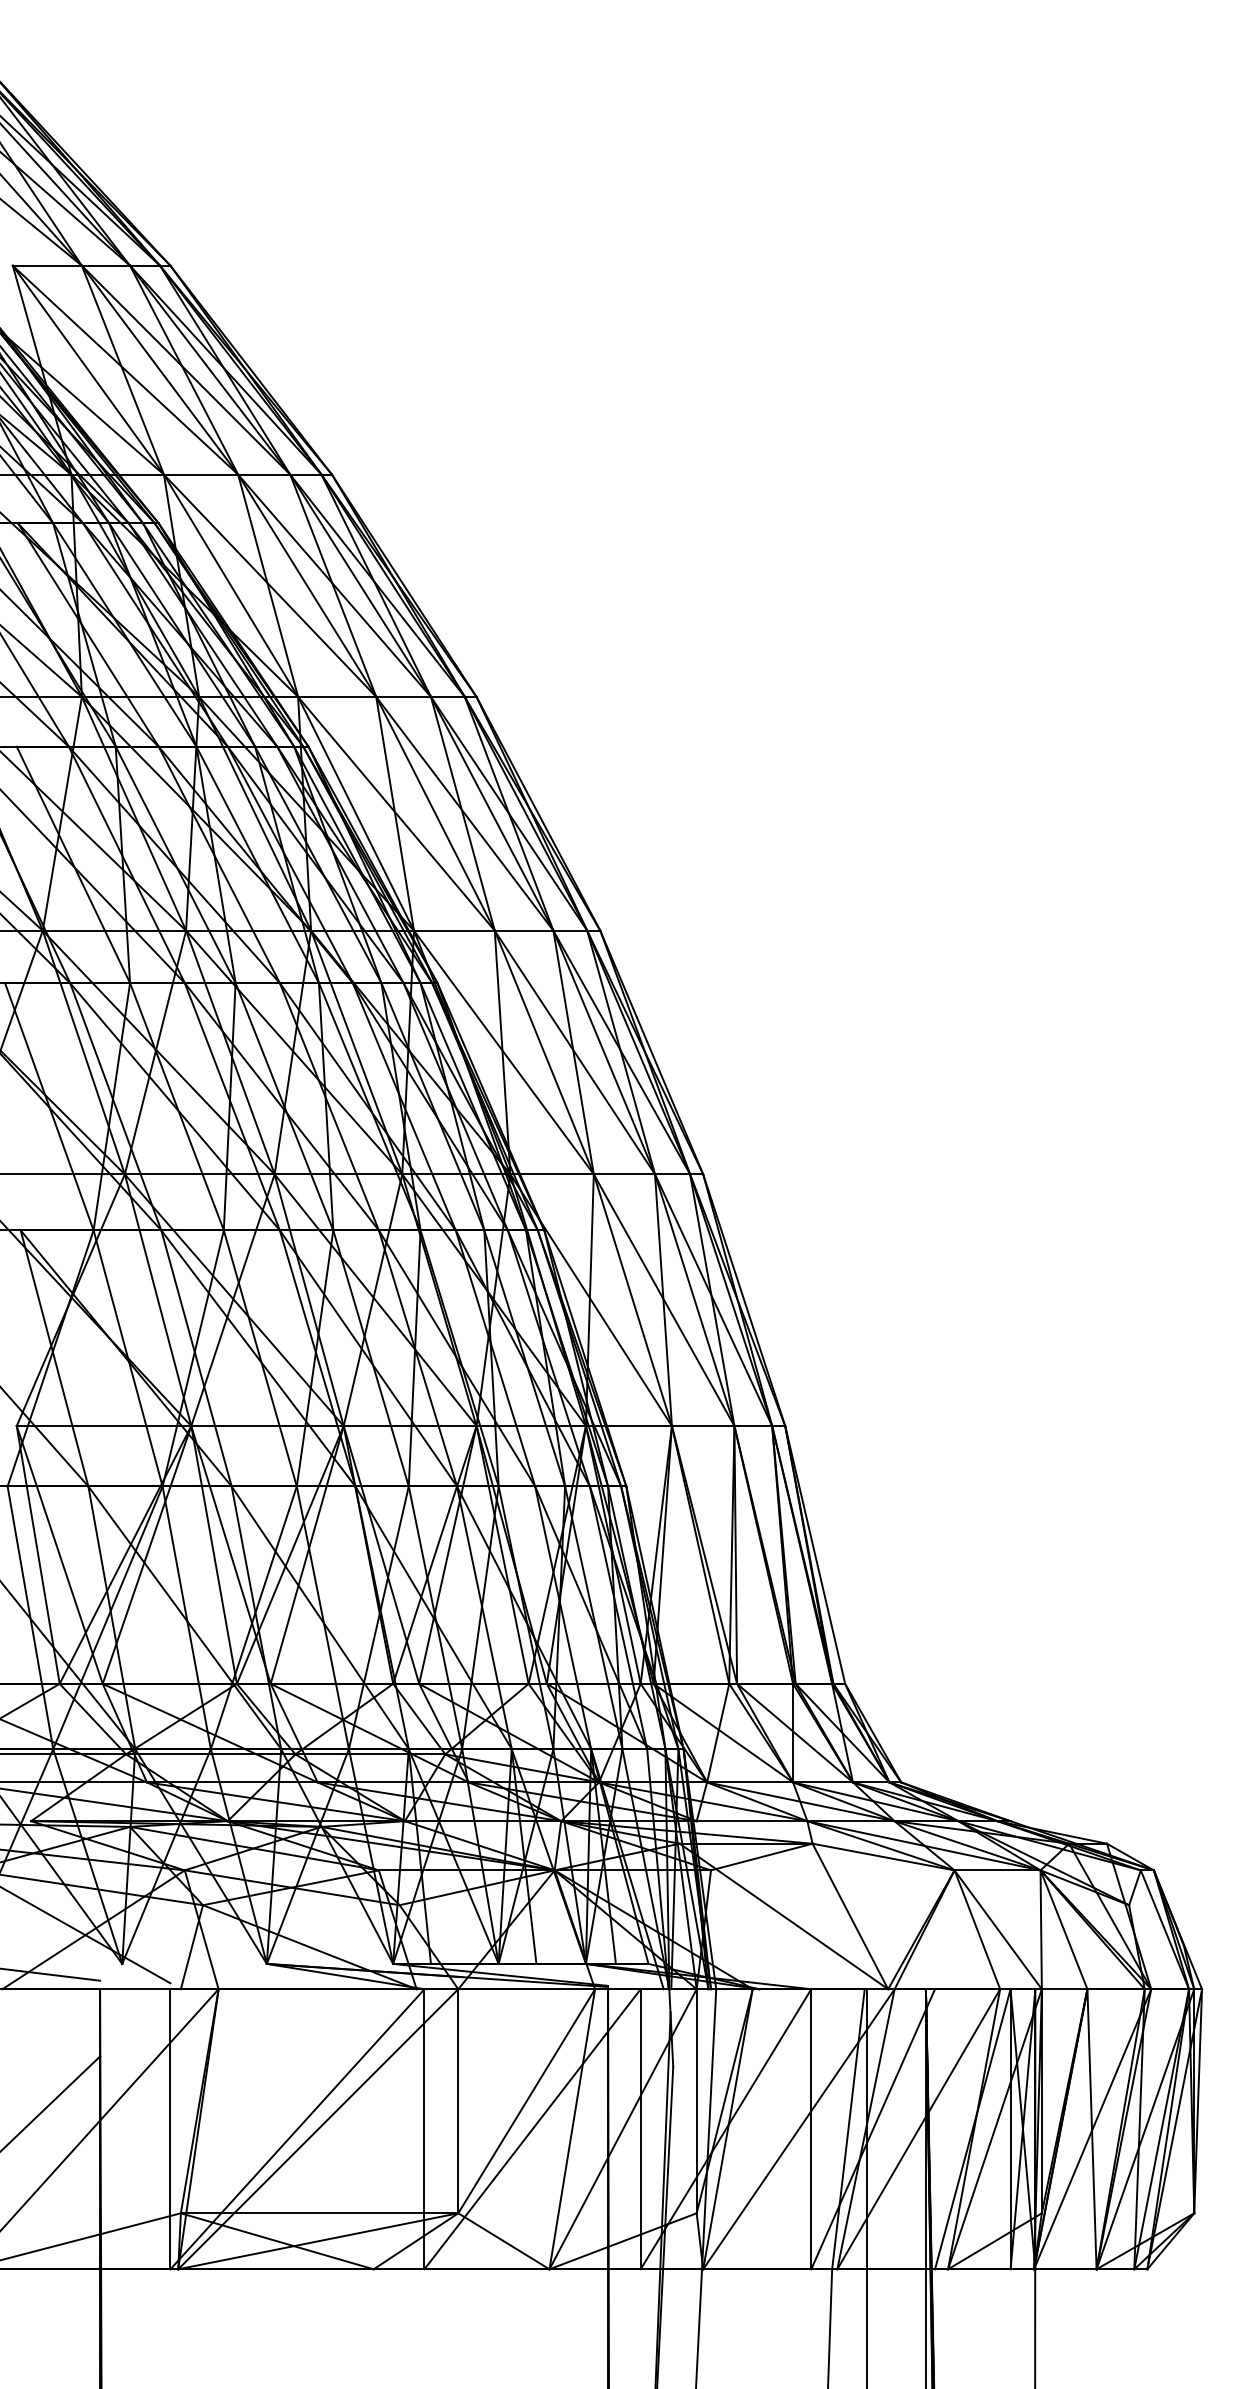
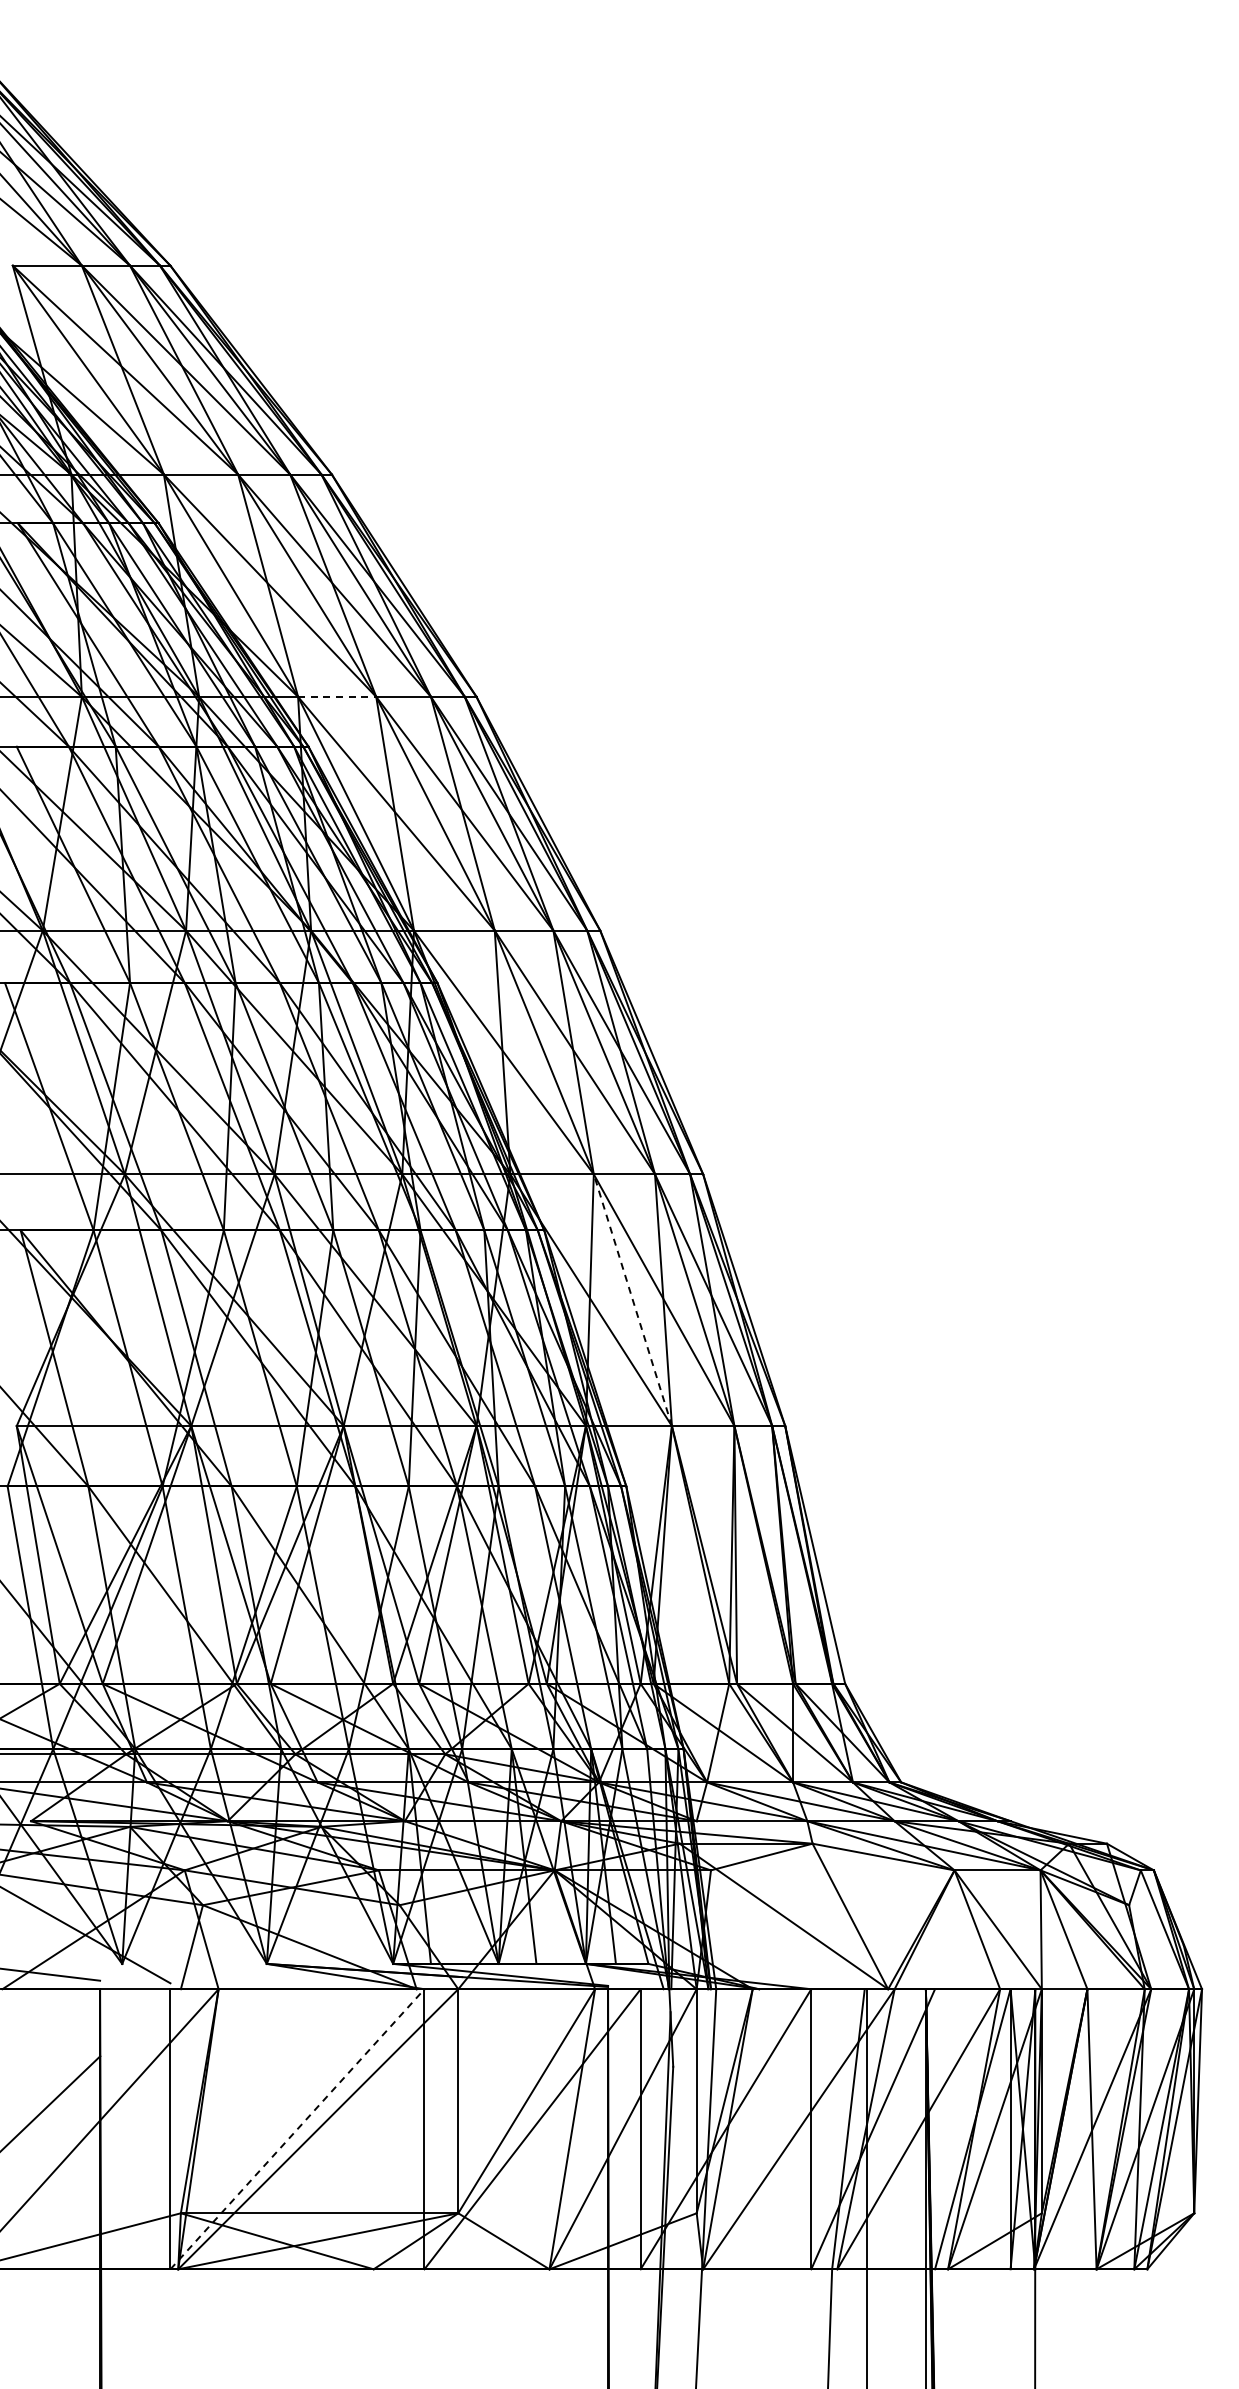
line: solid -> dashed (337, 696)
line: solid -> dashed (632, 1300)
line: solid -> dashed (297, 2128)
